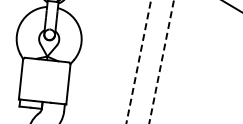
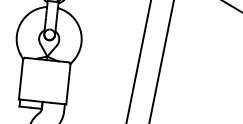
line: dashed -> solid (138, 62)
line: dashed -> solid (161, 62)
